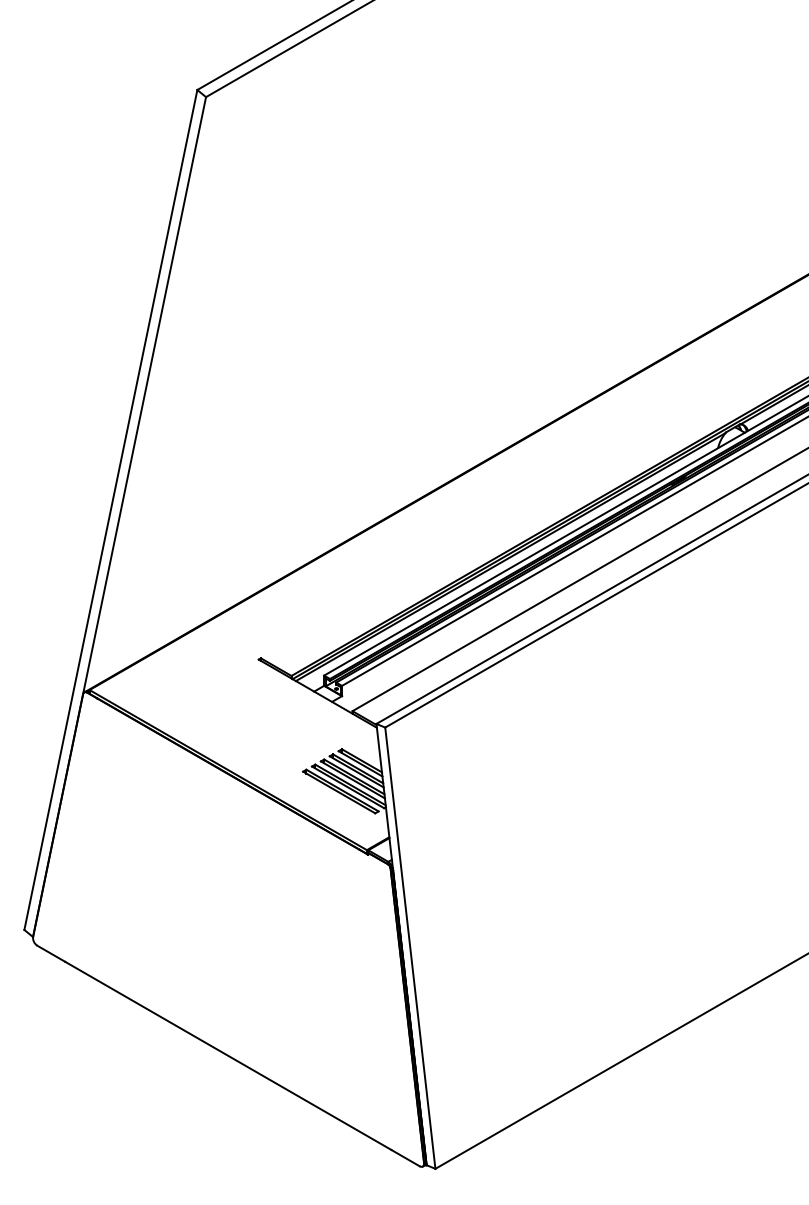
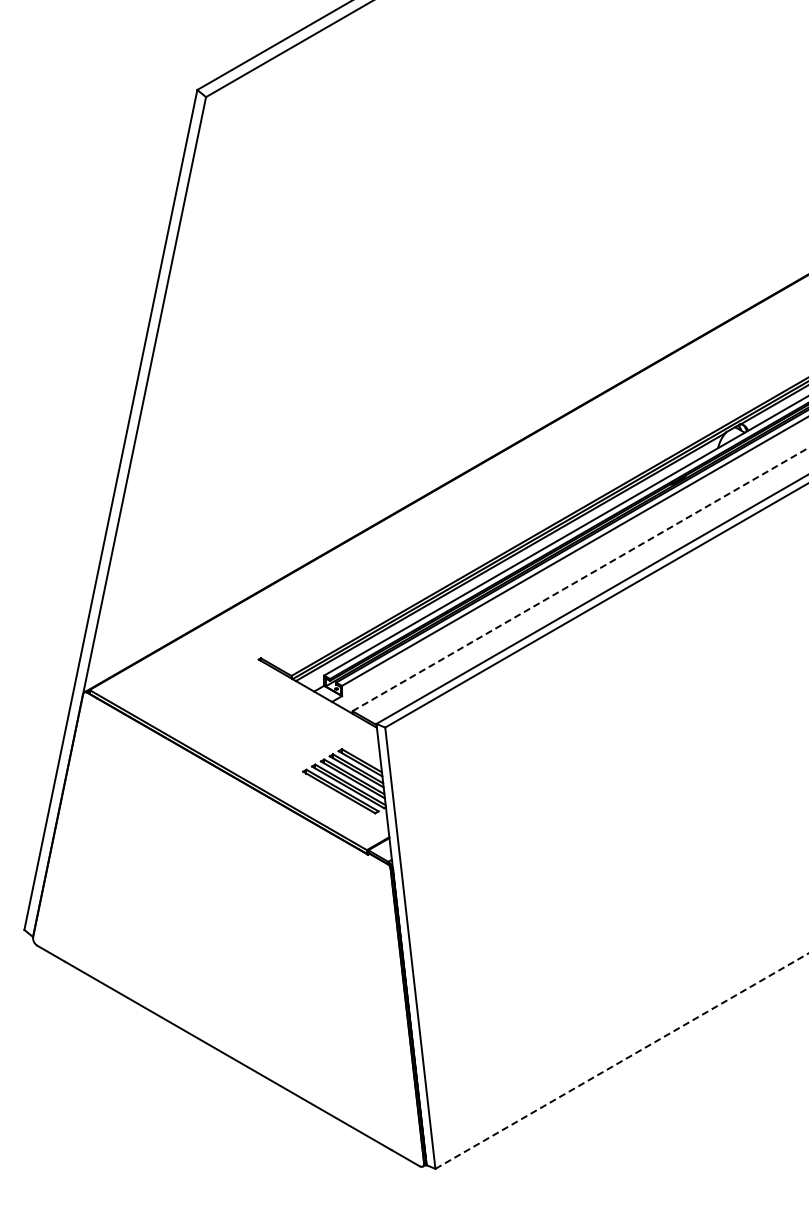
line: solid -> dashed (581, 579)
line: solid -> dashed (622, 1060)
